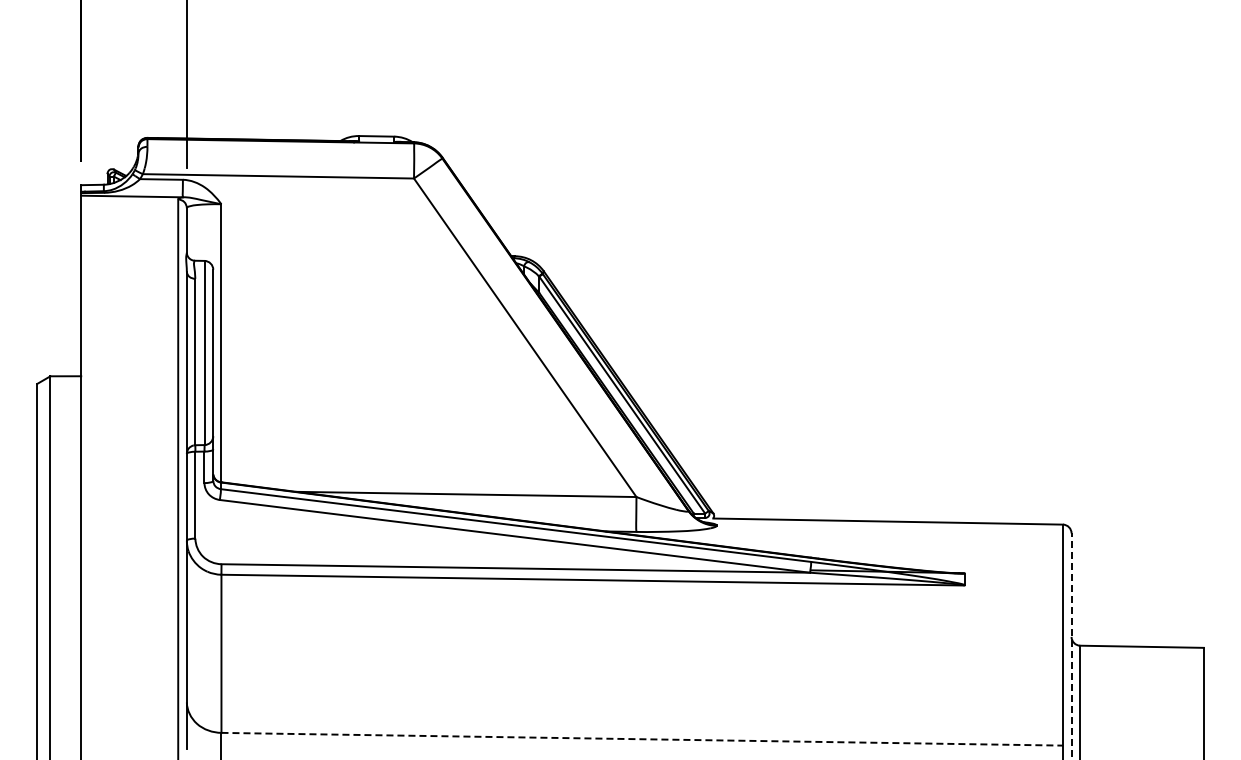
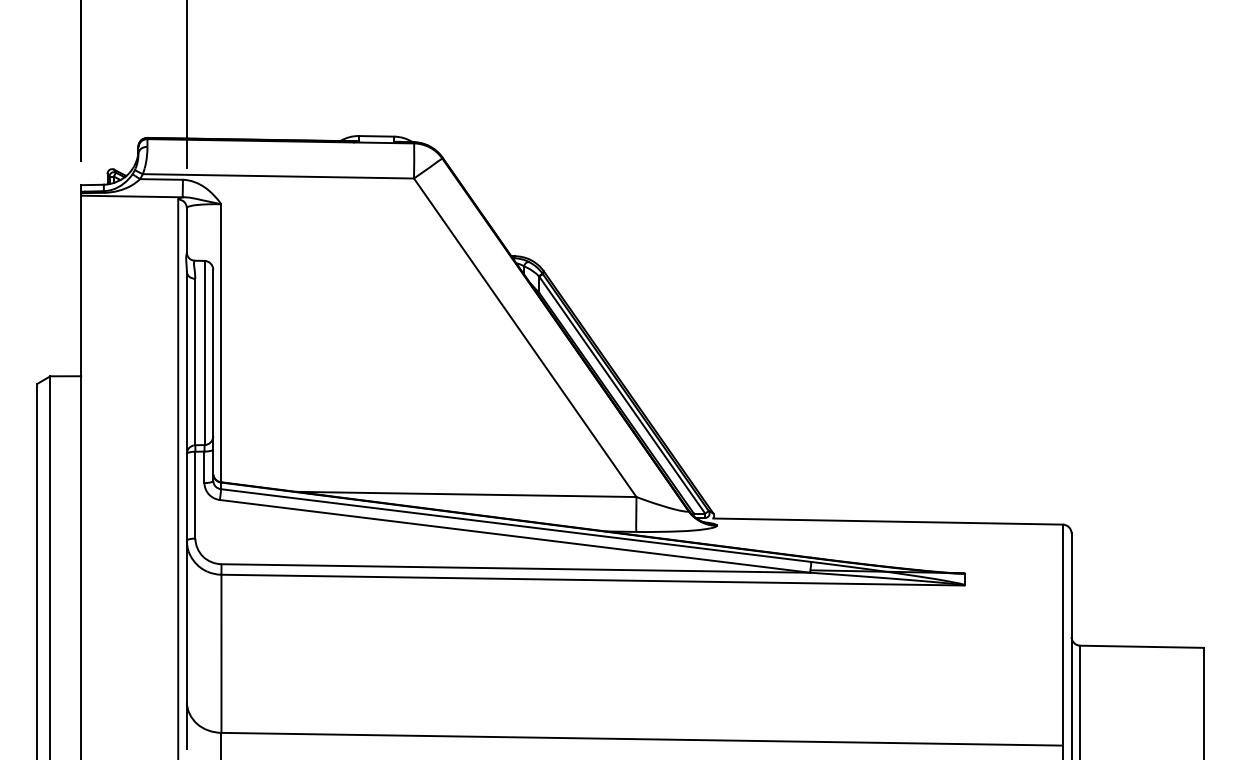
line: dashed -> solid (1071, 646)
line: dashed -> solid (642, 739)
